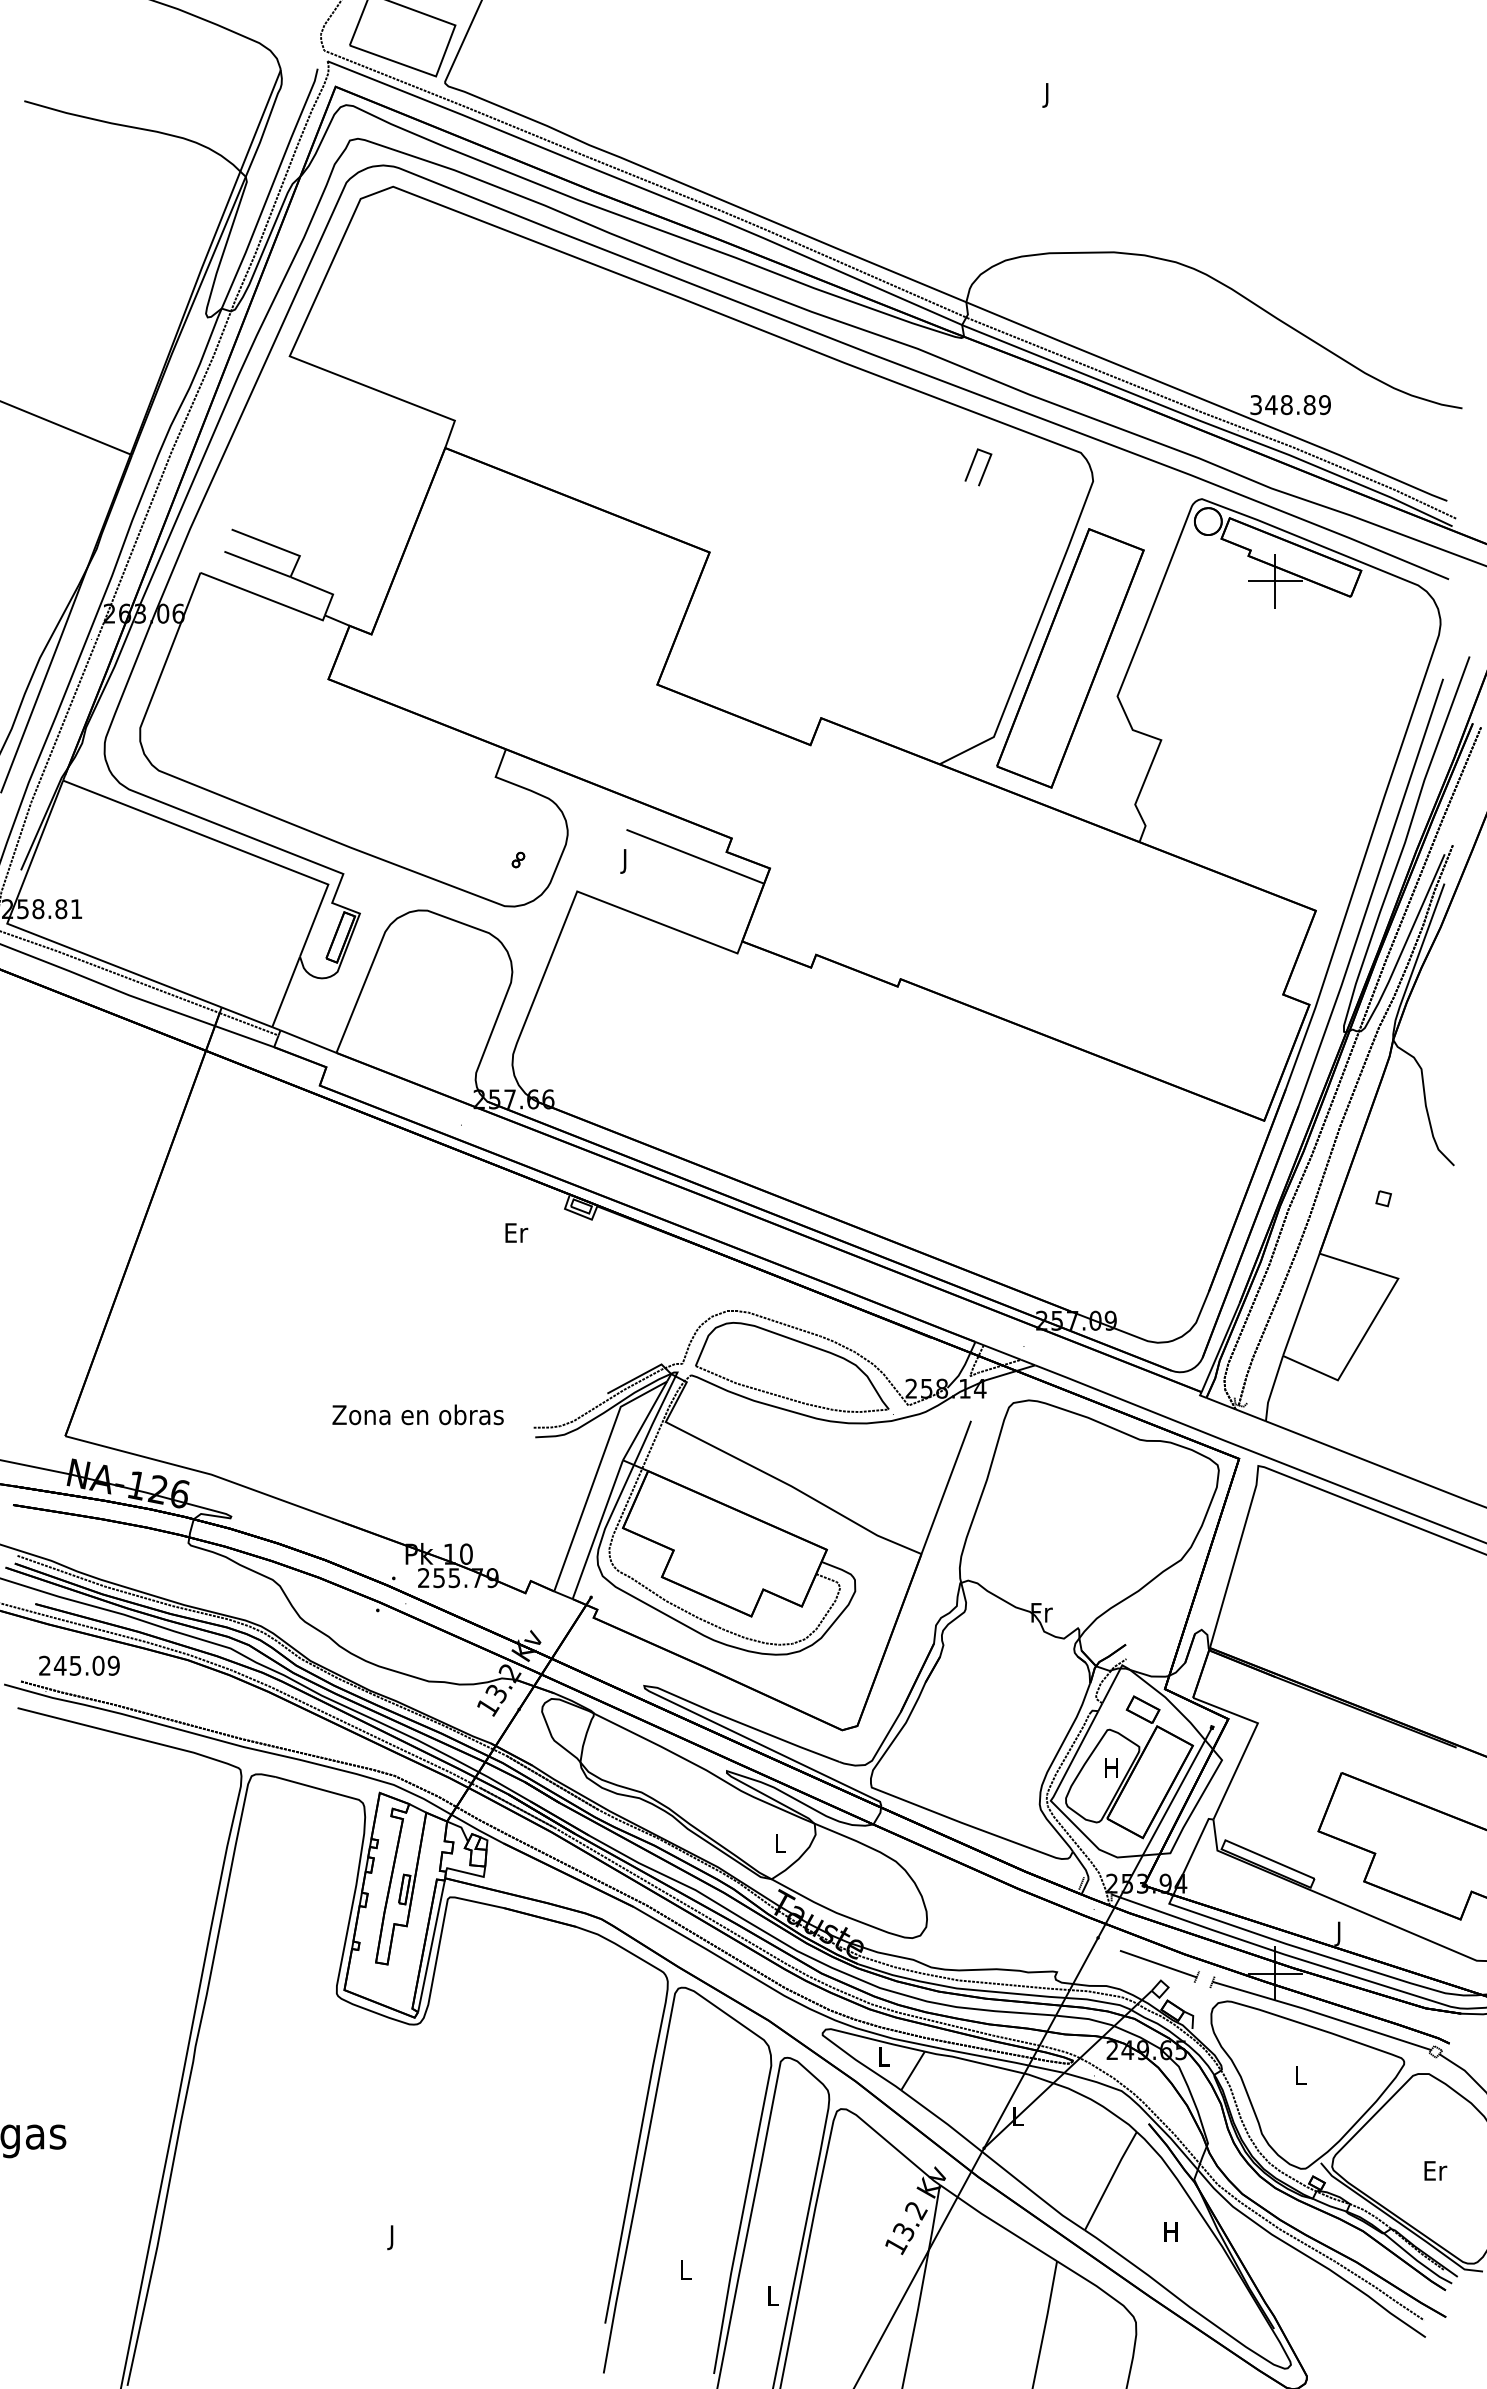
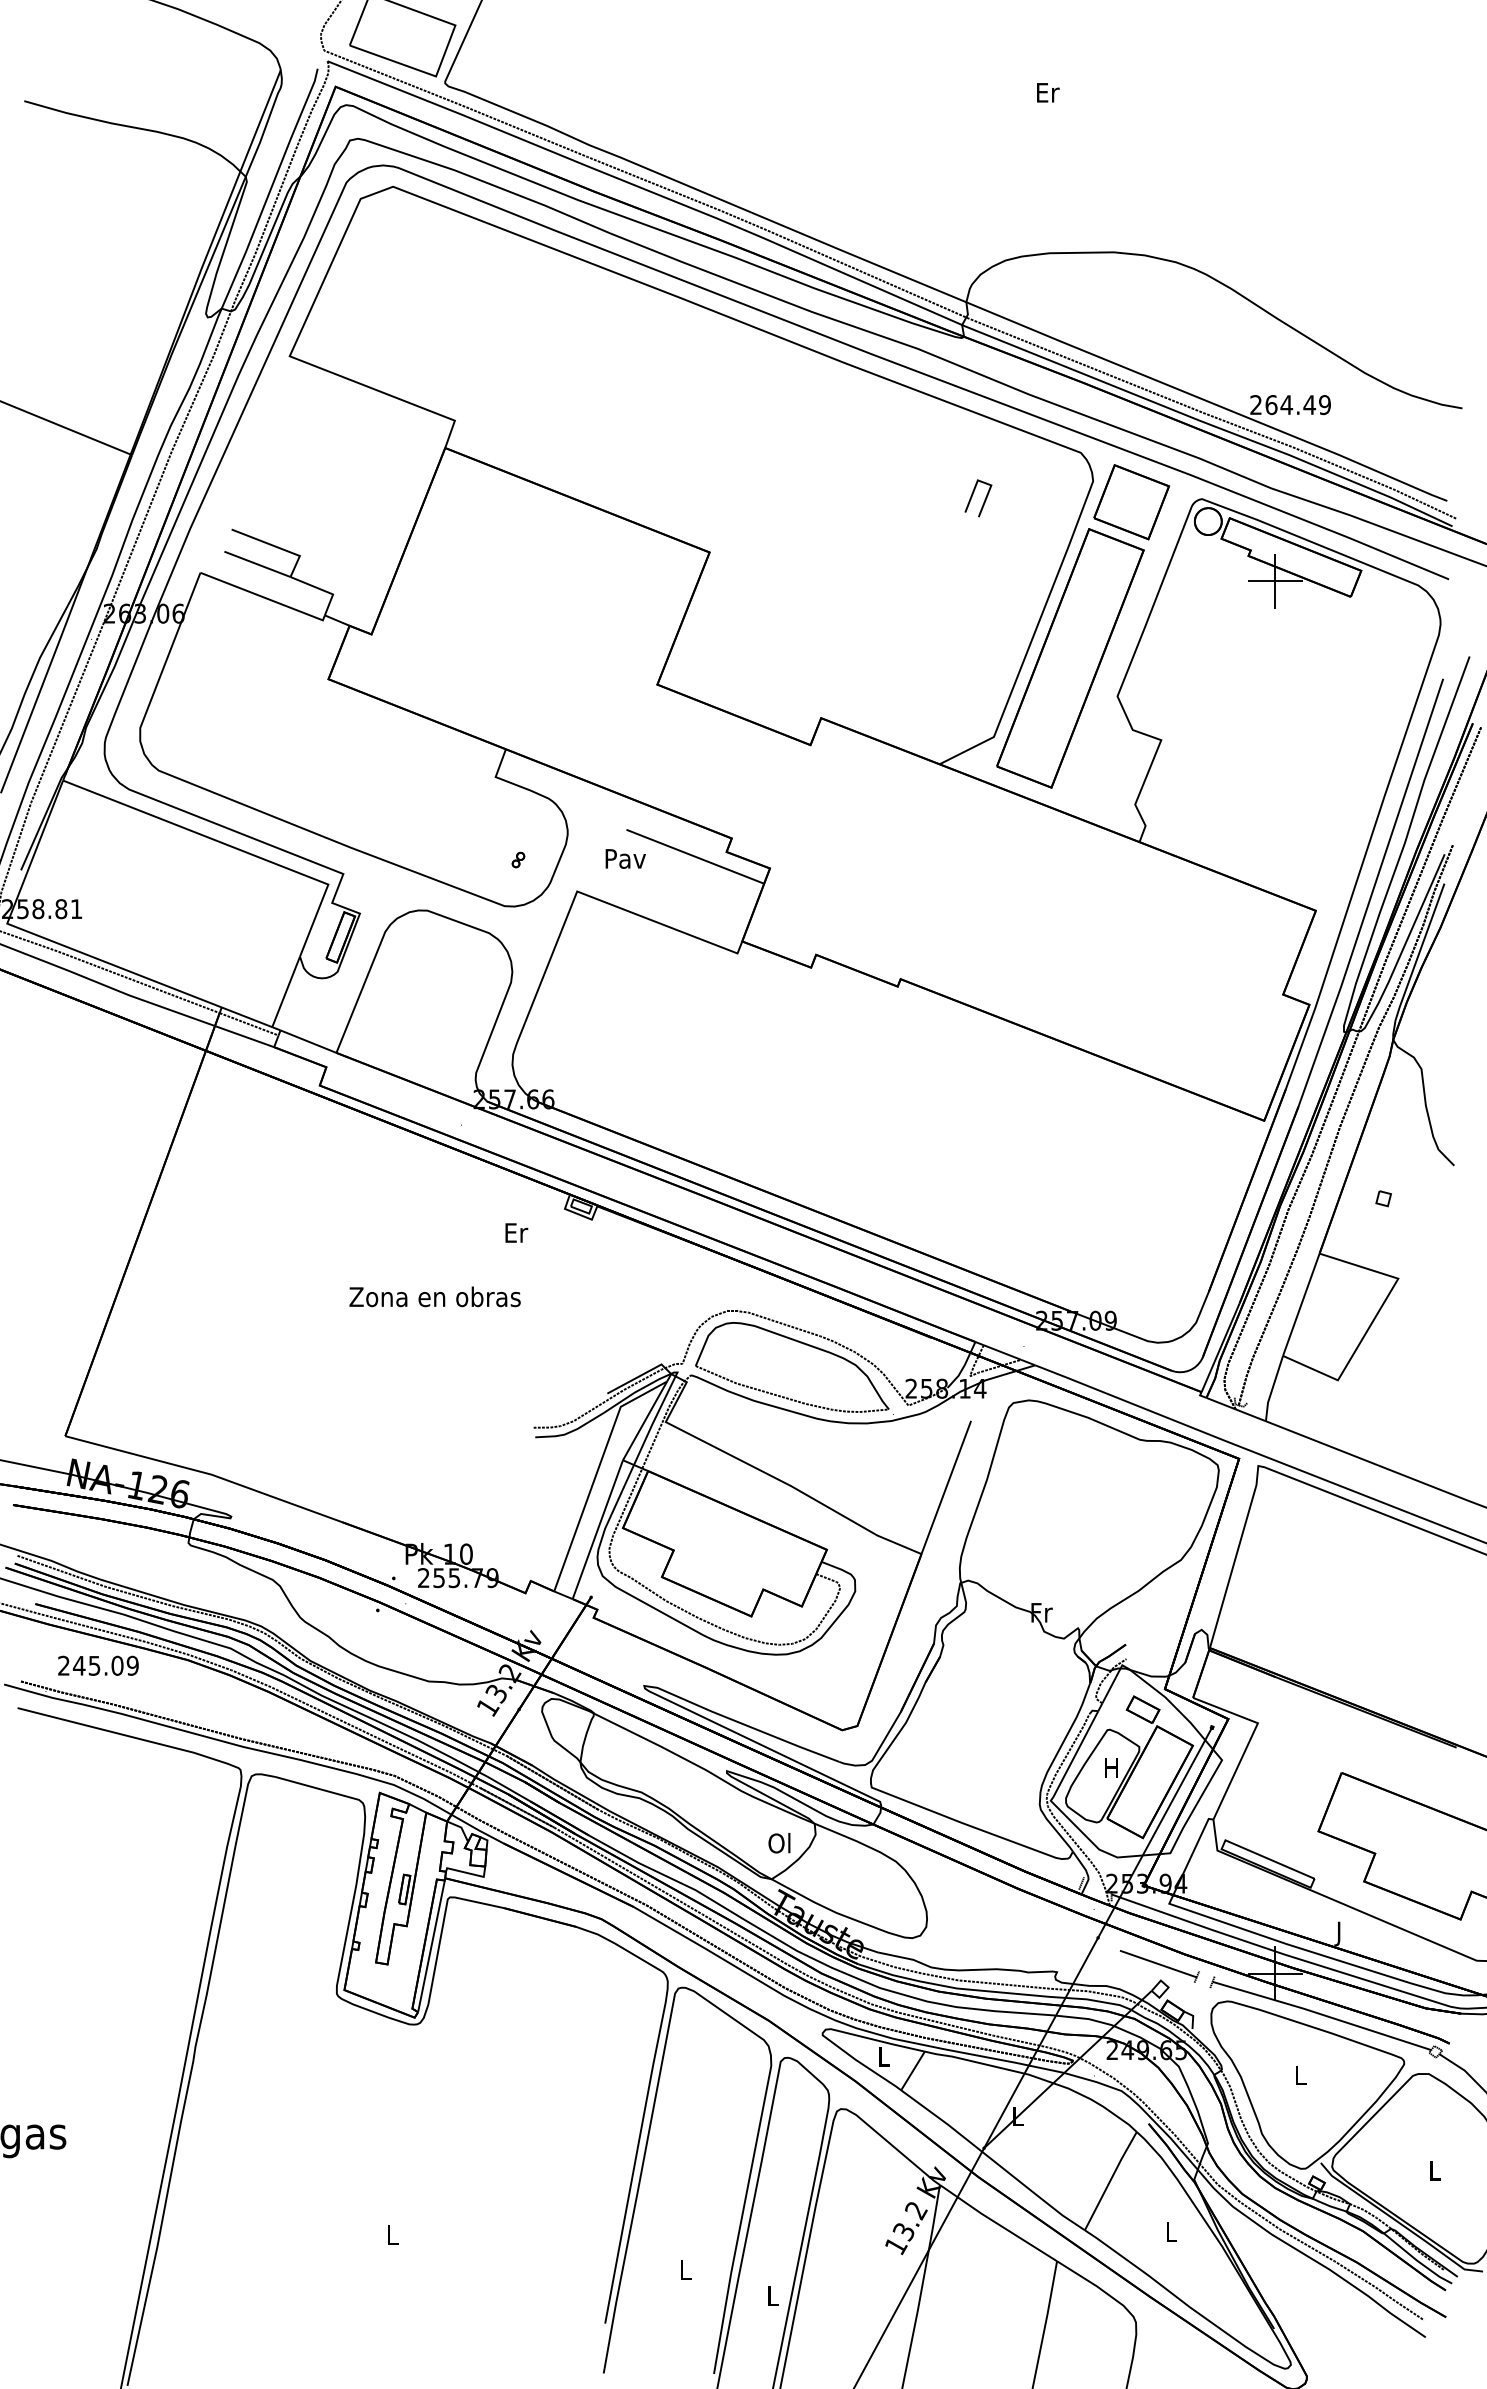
text: J -> Er (1048, 95)
text: 348.89 -> 264.49 (1282, 405)
line position: (972, 466) -> (972, 497) (972, 497)
part: none -> present (1131, 502)
text: J -> Pav (625, 861)
text position: (417, 1414) -> (434, 1296) (434, 1296)
text position: (79, 1665) -> (98, 1665) (98, 1665)
text: L -> Ol (779, 1843)
text: Er -> L (1435, 2170)
text: H -> L (1170, 2231)
text: J -> L (392, 2237)
